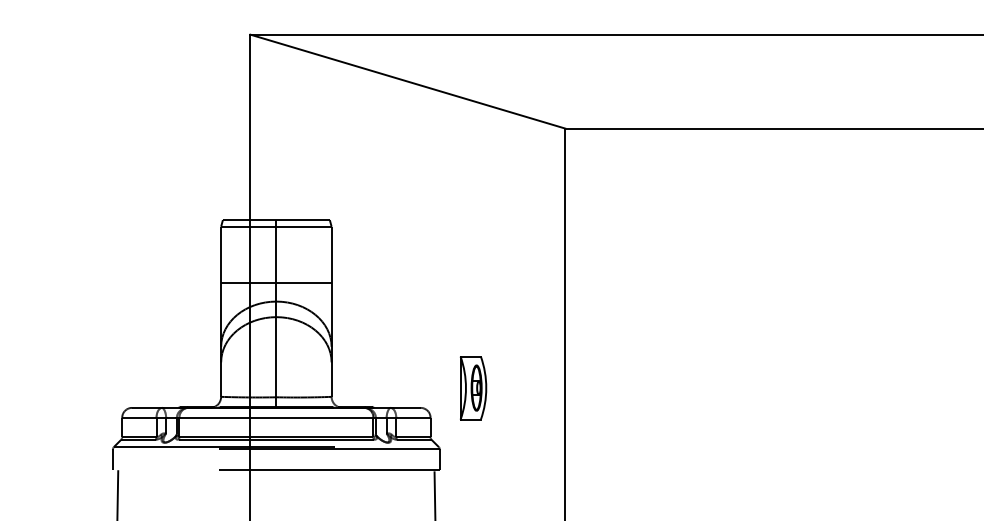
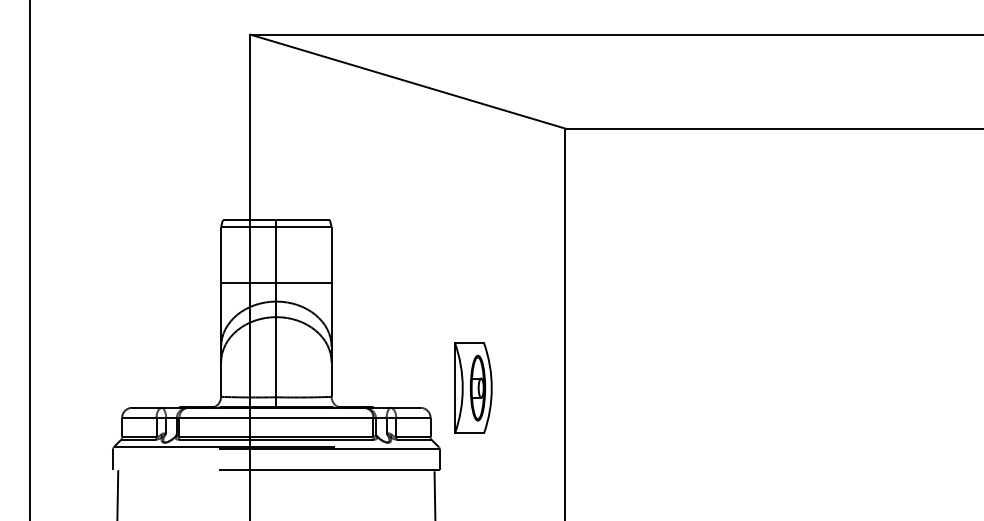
line: none -> present (29, 259)
part size: 29x65 px -> 39x92 px (473, 387)
